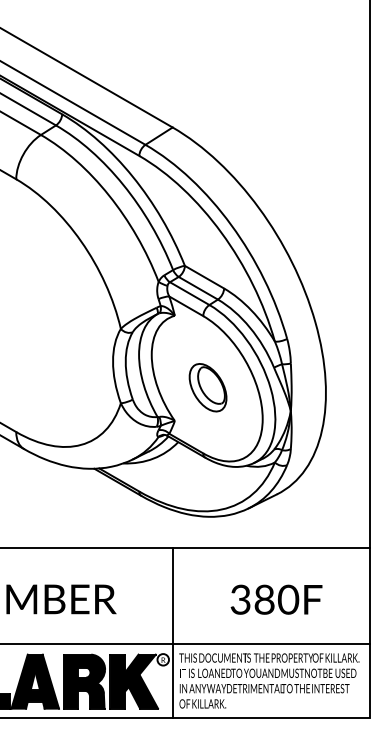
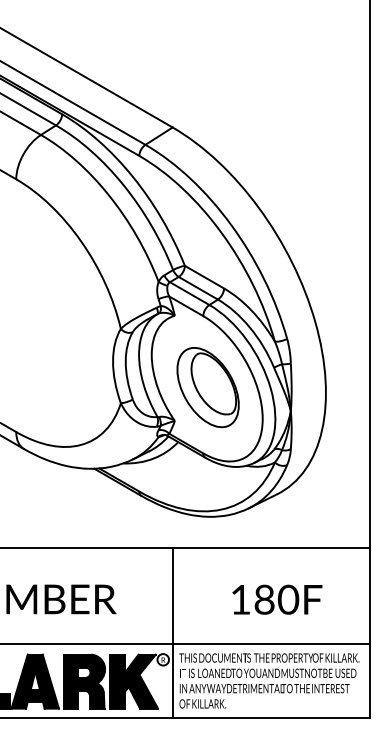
part size: 40x50 px -> 64x82 px (207, 387)
text: 380F -> 180F (240, 599)
